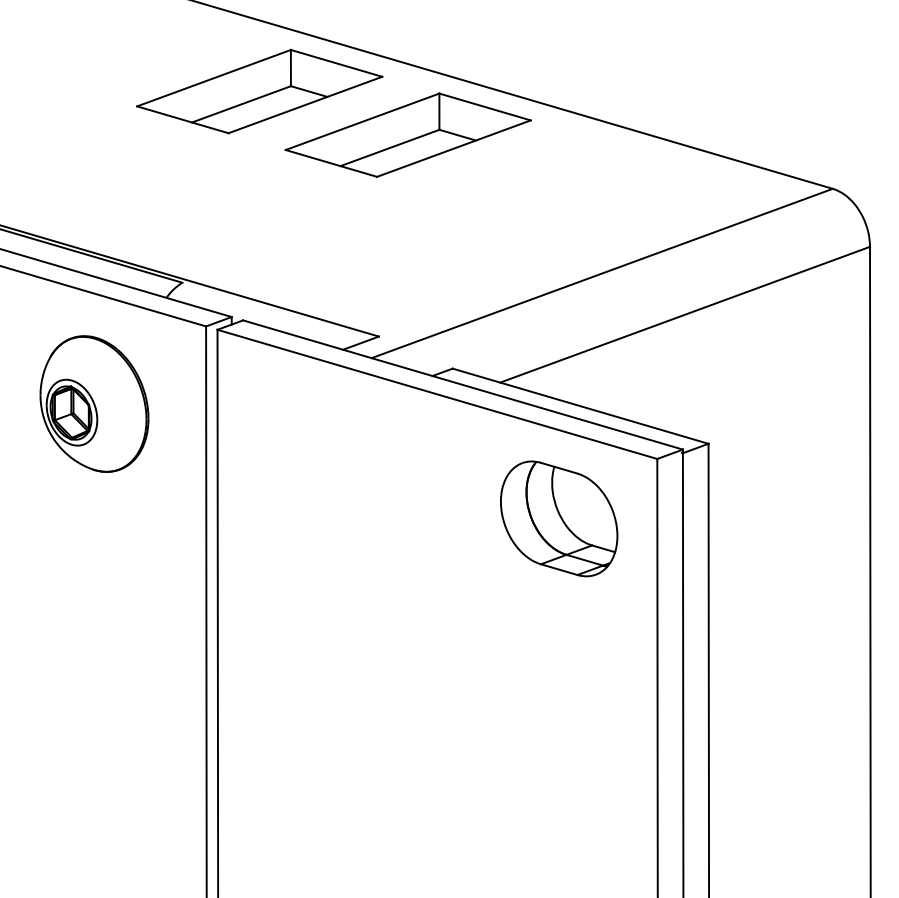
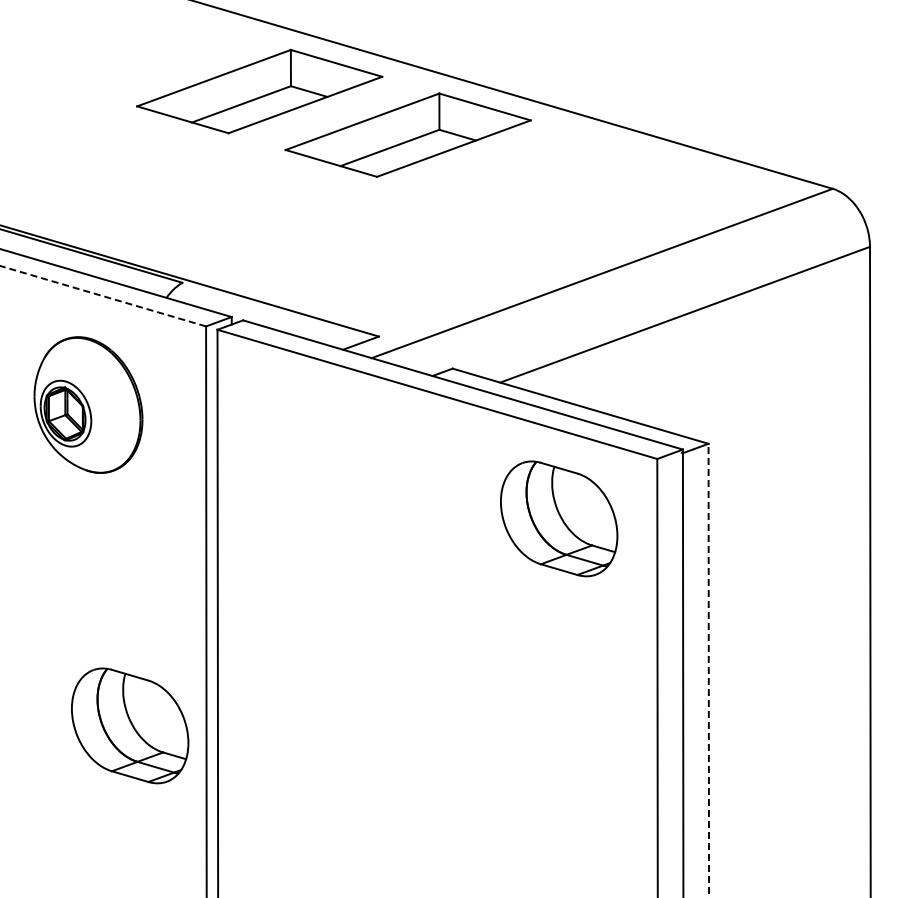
line: solid -> dashed (103, 296)
part position: (94, 403) -> (88, 404) (88, 404)
line: solid -> dashed (708, 670)
part: none -> present (130, 725)
